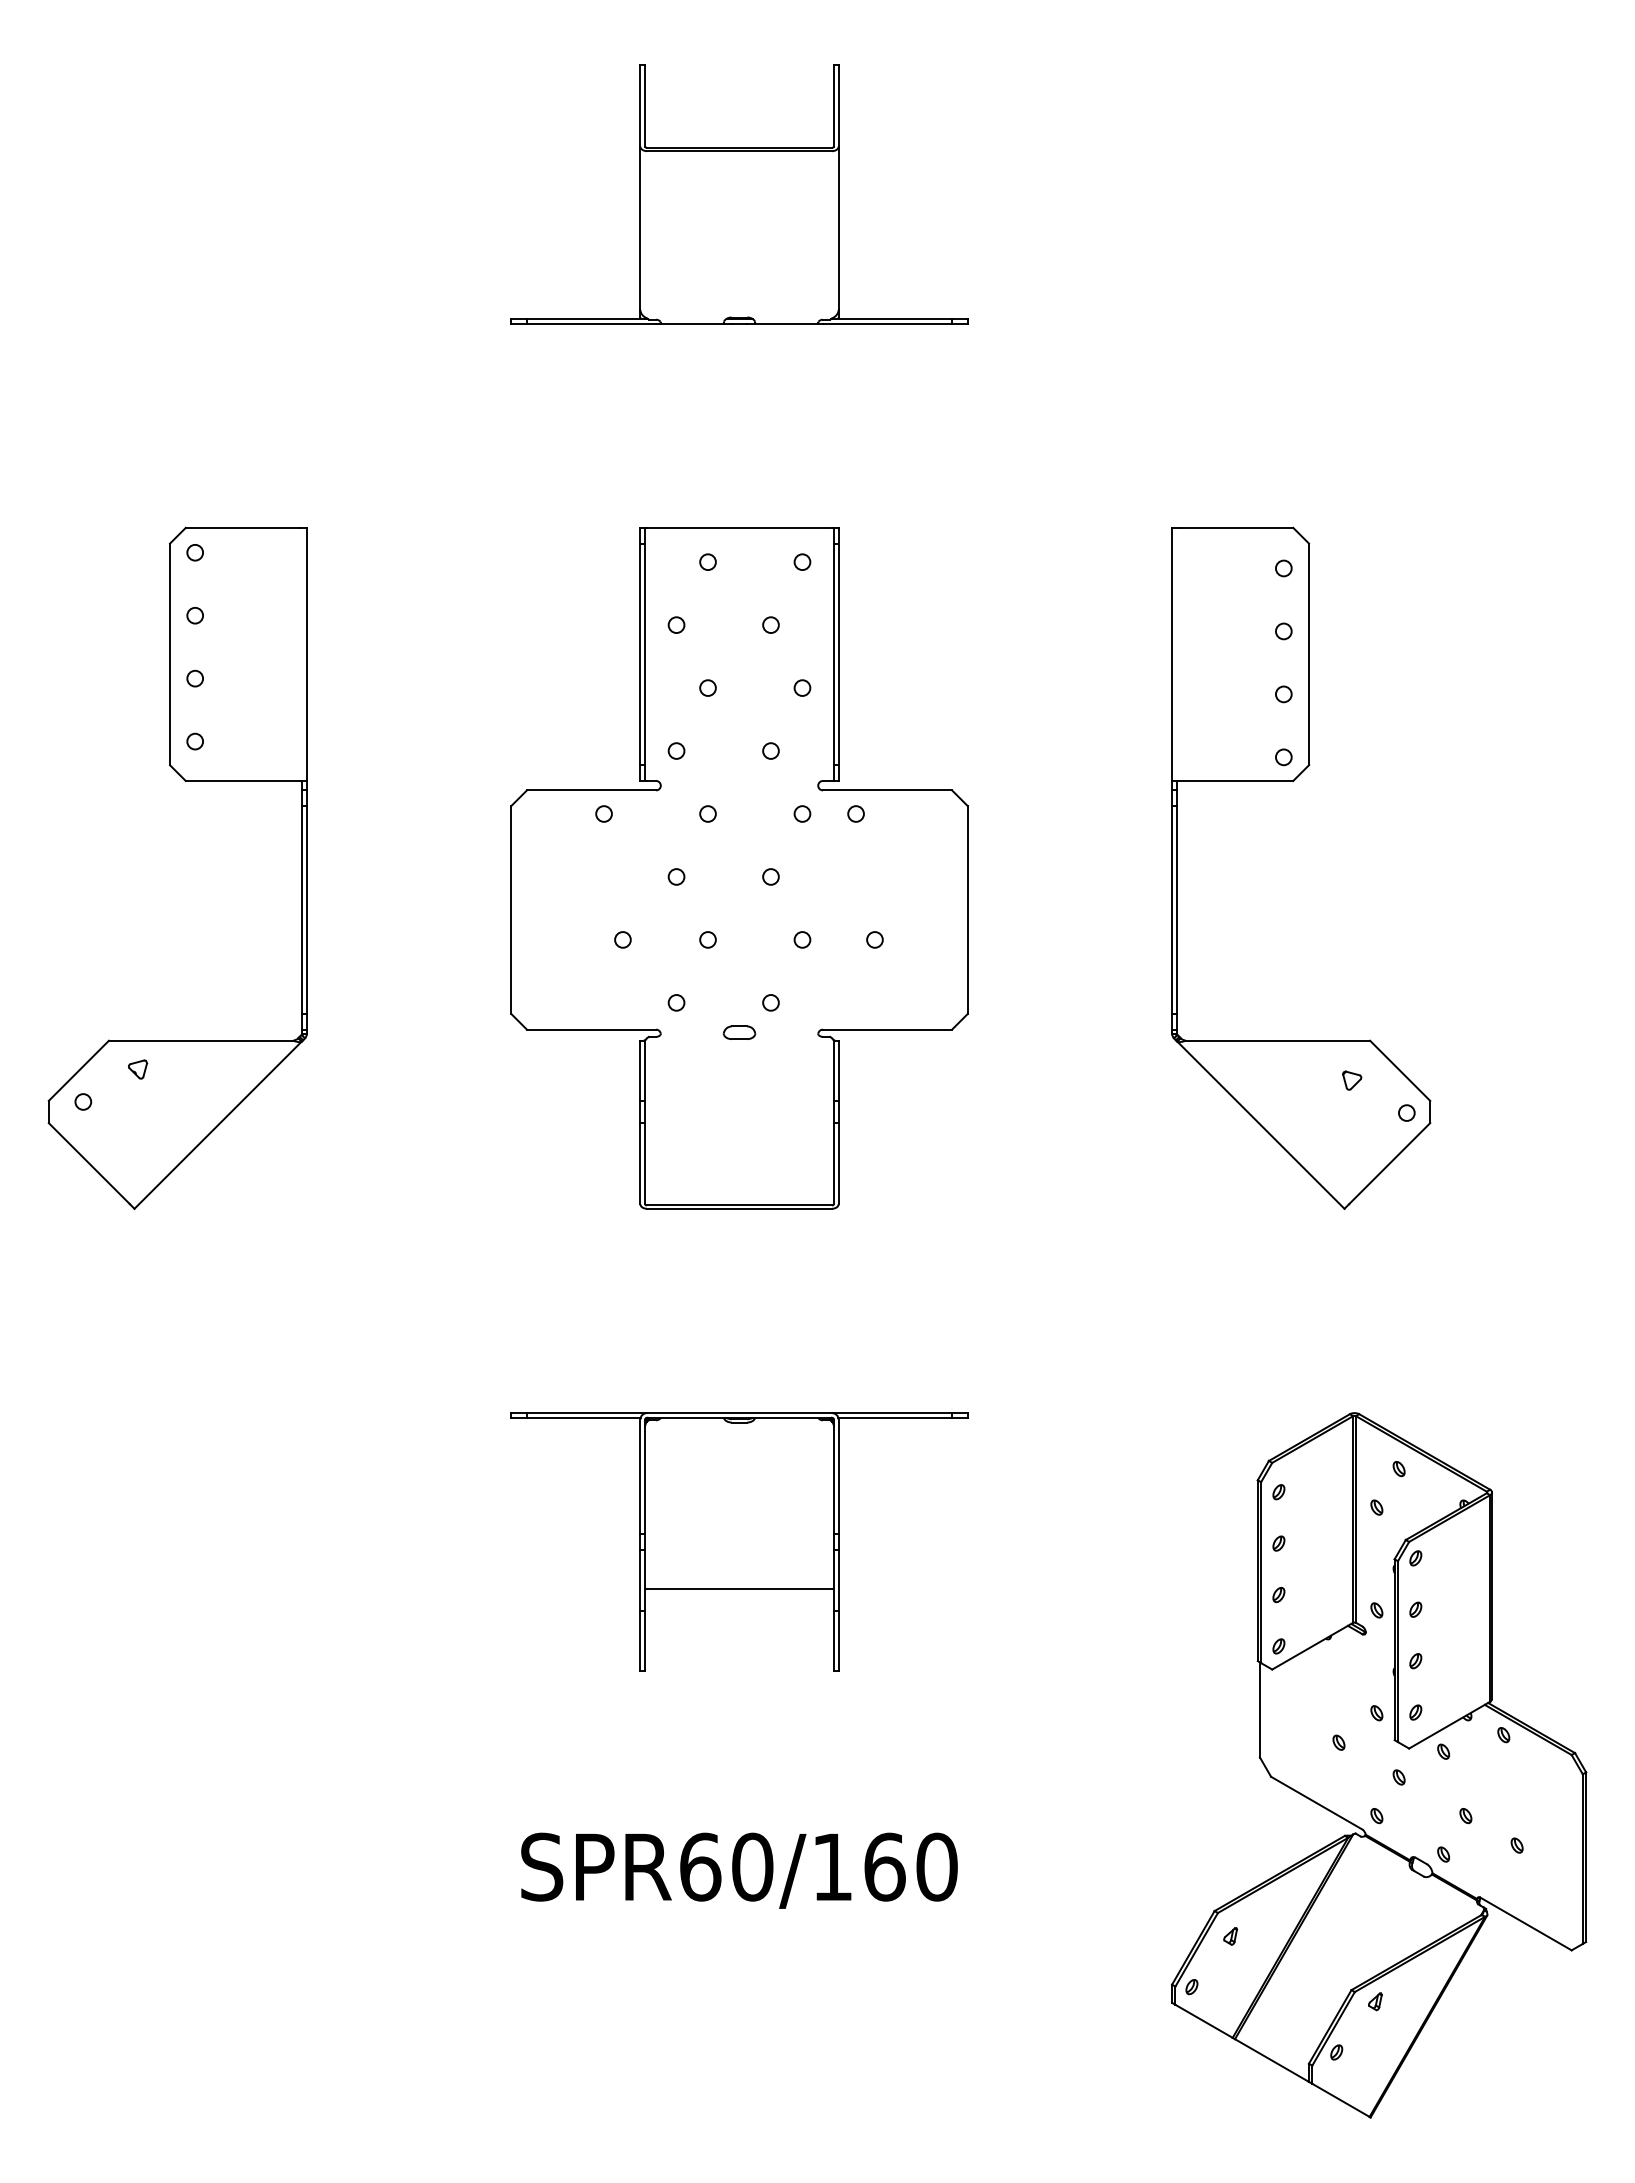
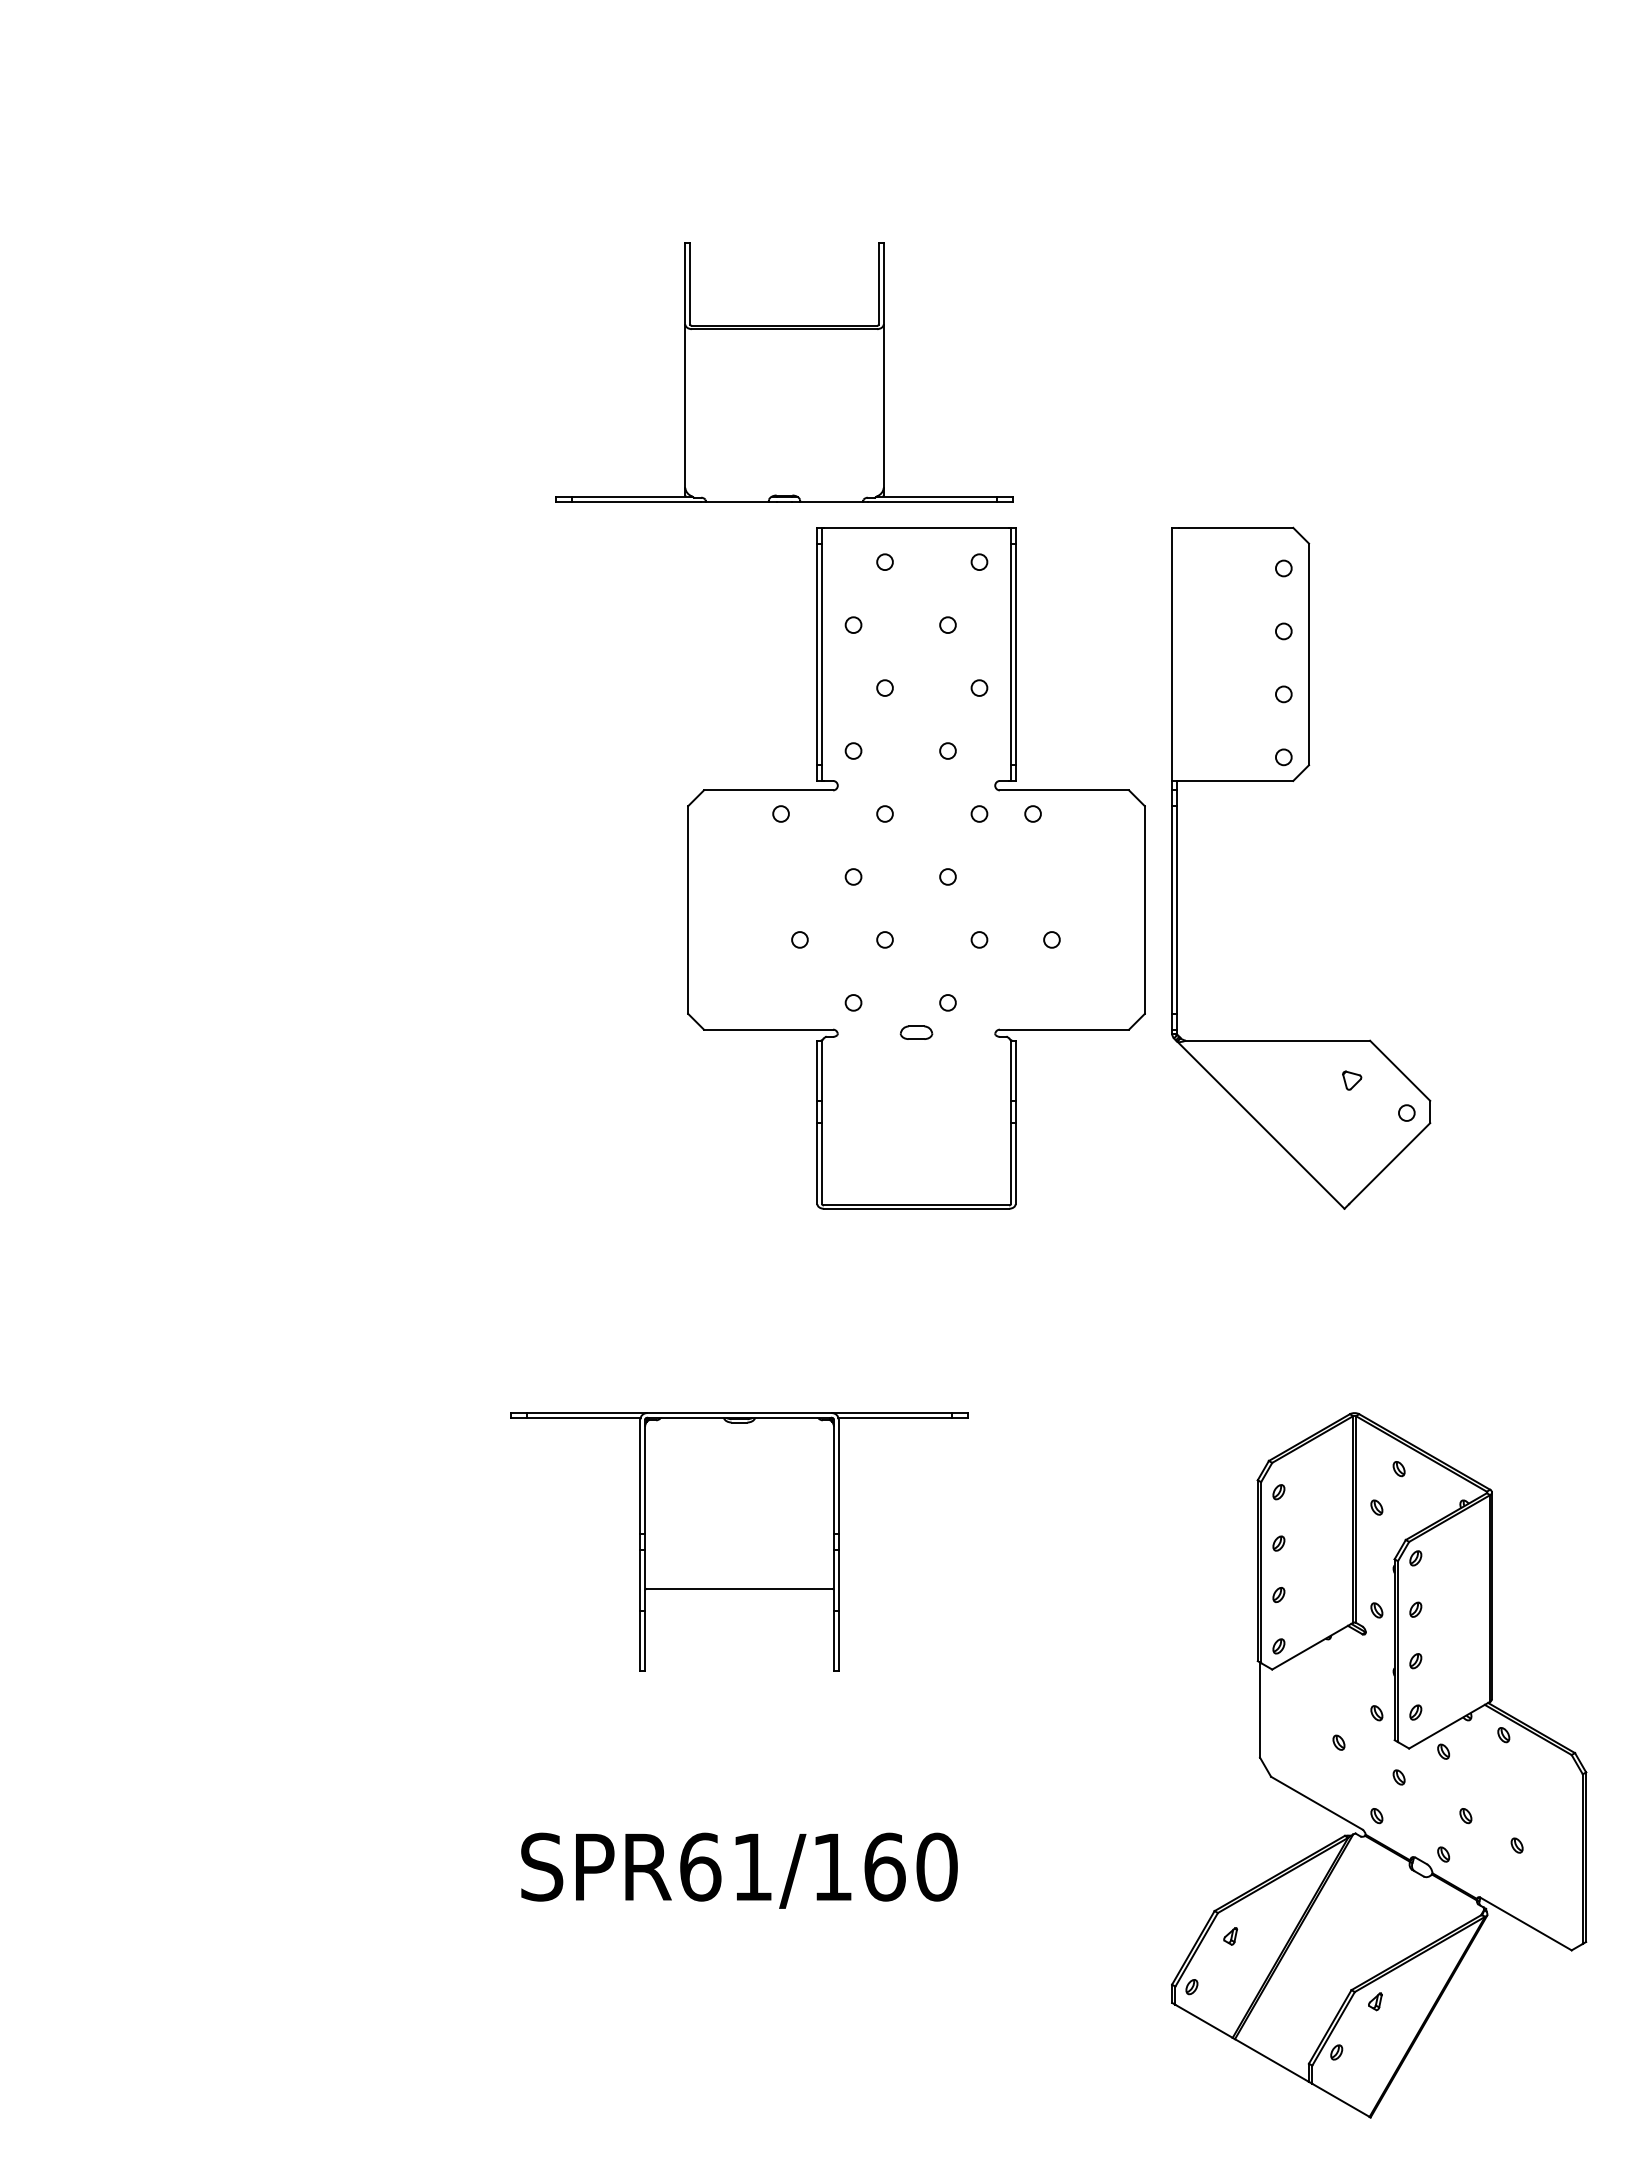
part position: (739, 194) -> (784, 372) (784, 372)
part: present -> none (184, 781)
part position: (739, 868) -> (916, 868) (916, 868)
text: SPR60/160 -> SPR61/160 (752, 1866)
